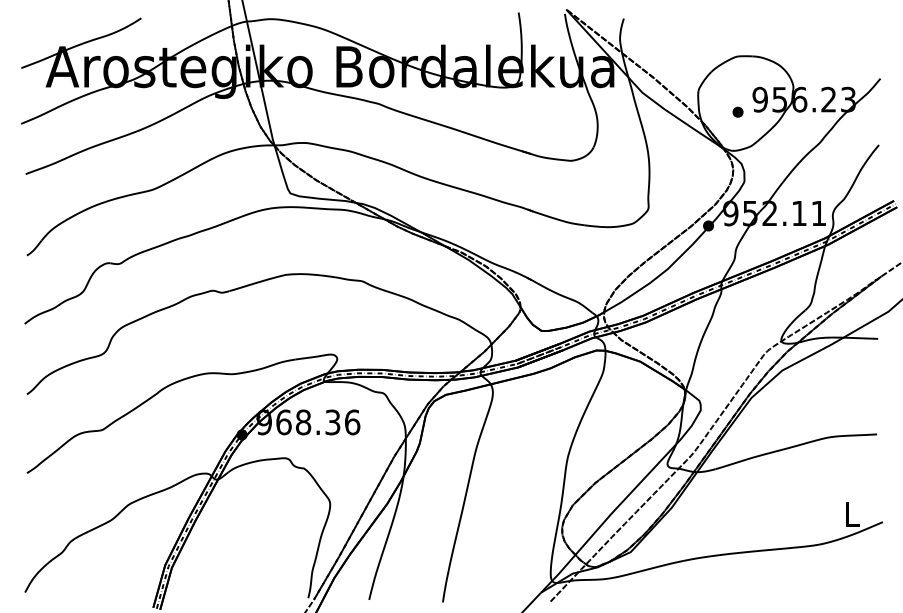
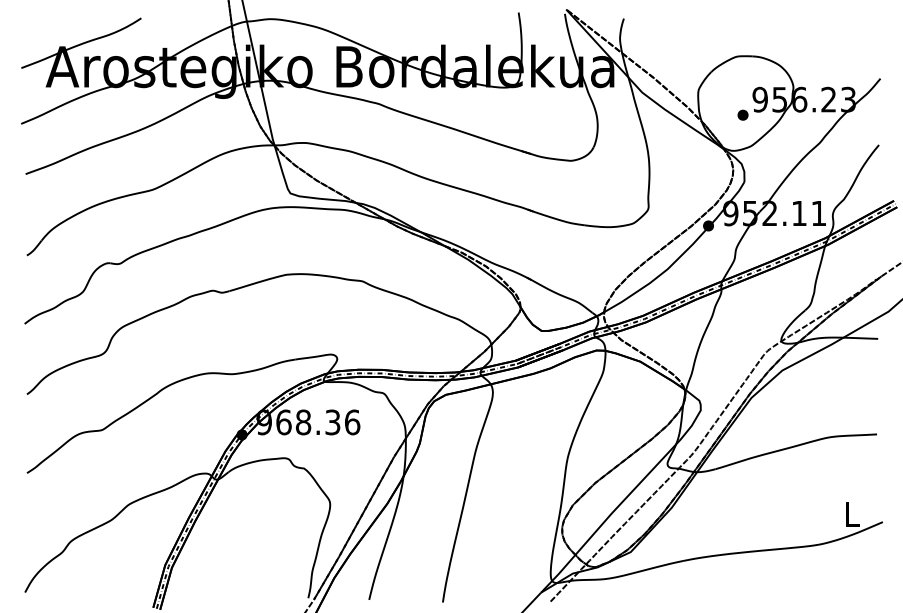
part position: (737, 111) -> (742, 114) (742, 114)
